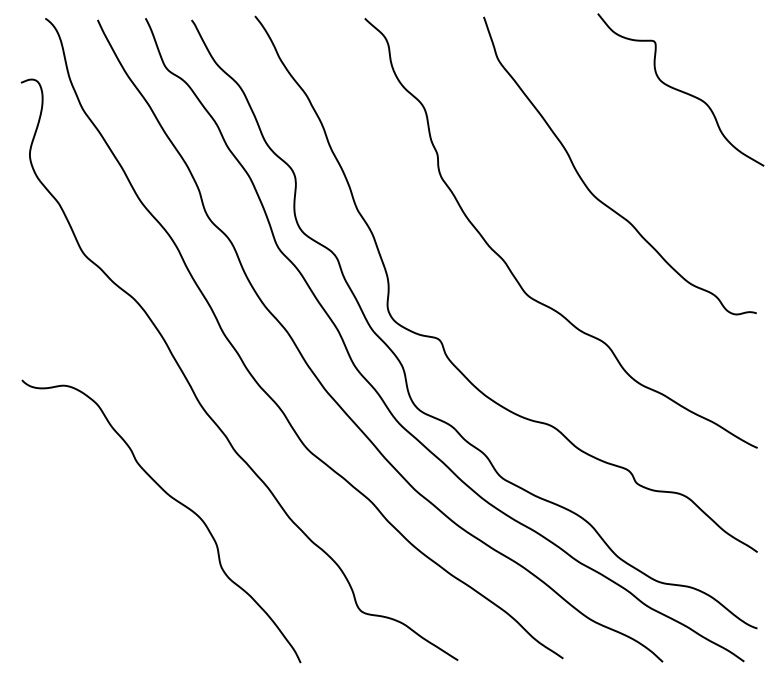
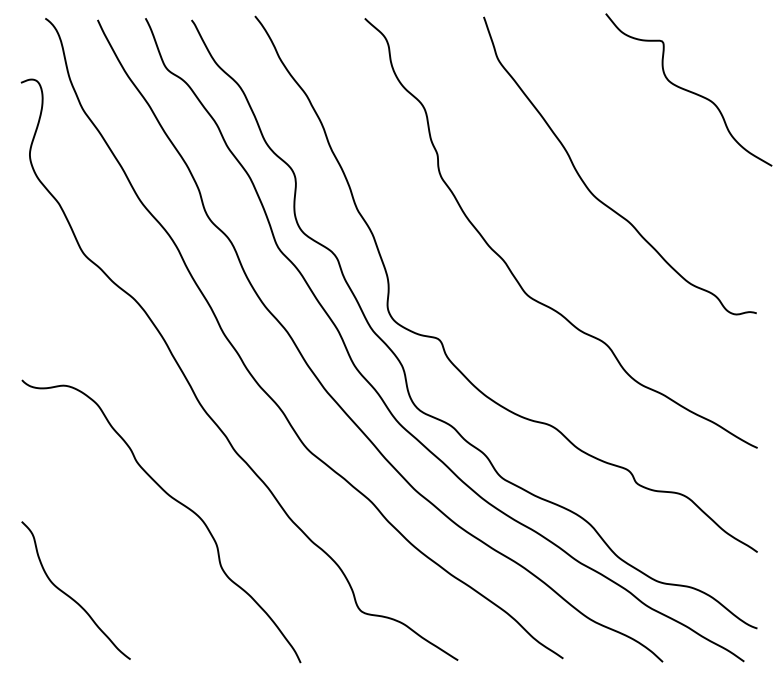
curve position: (679, 89) -> (687, 89) (687, 89)
curve: none -> present (72, 597)
